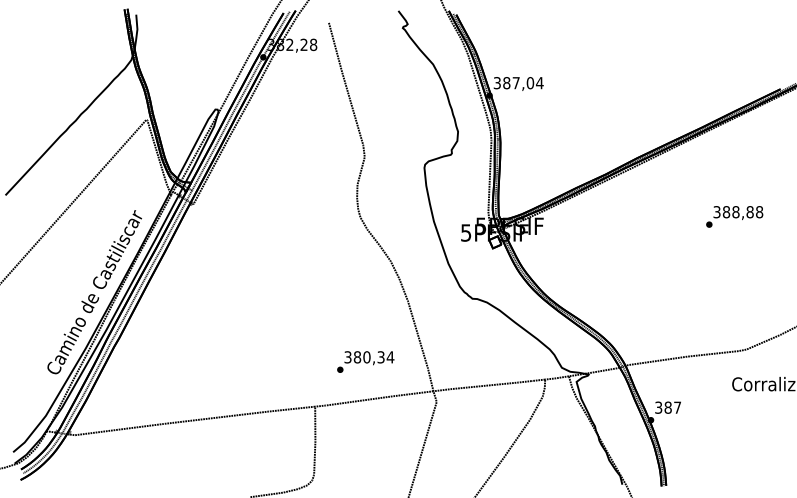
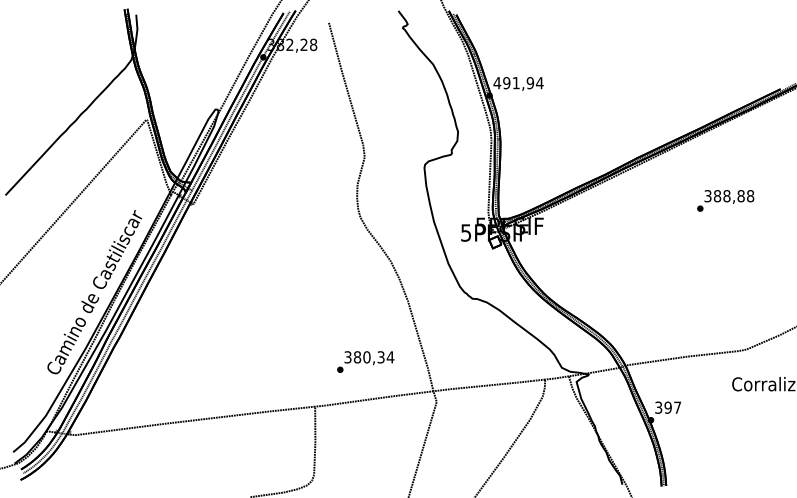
text: 387,04 -> 491,94 (513, 83)
text position: (734, 216) -> (725, 200) (725, 200)
text: 387 -> 397 (667, 407)
